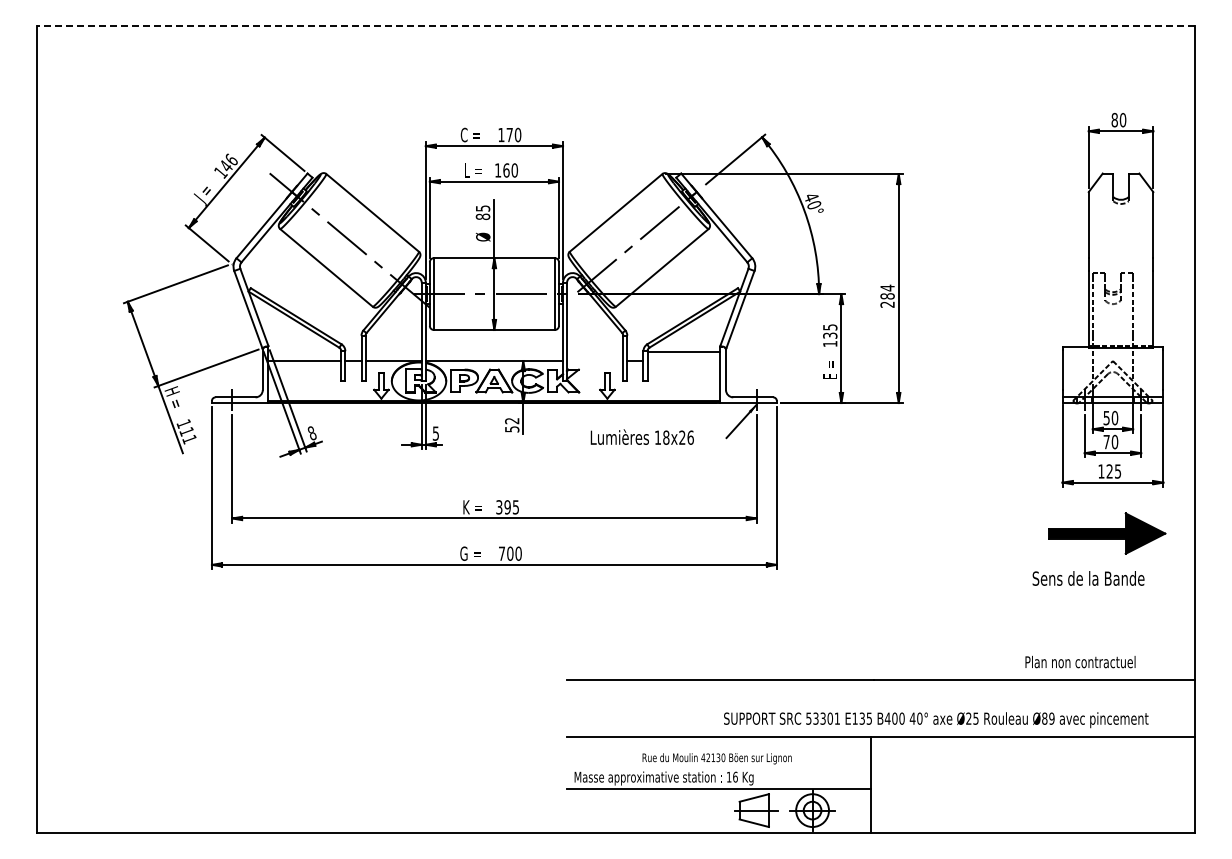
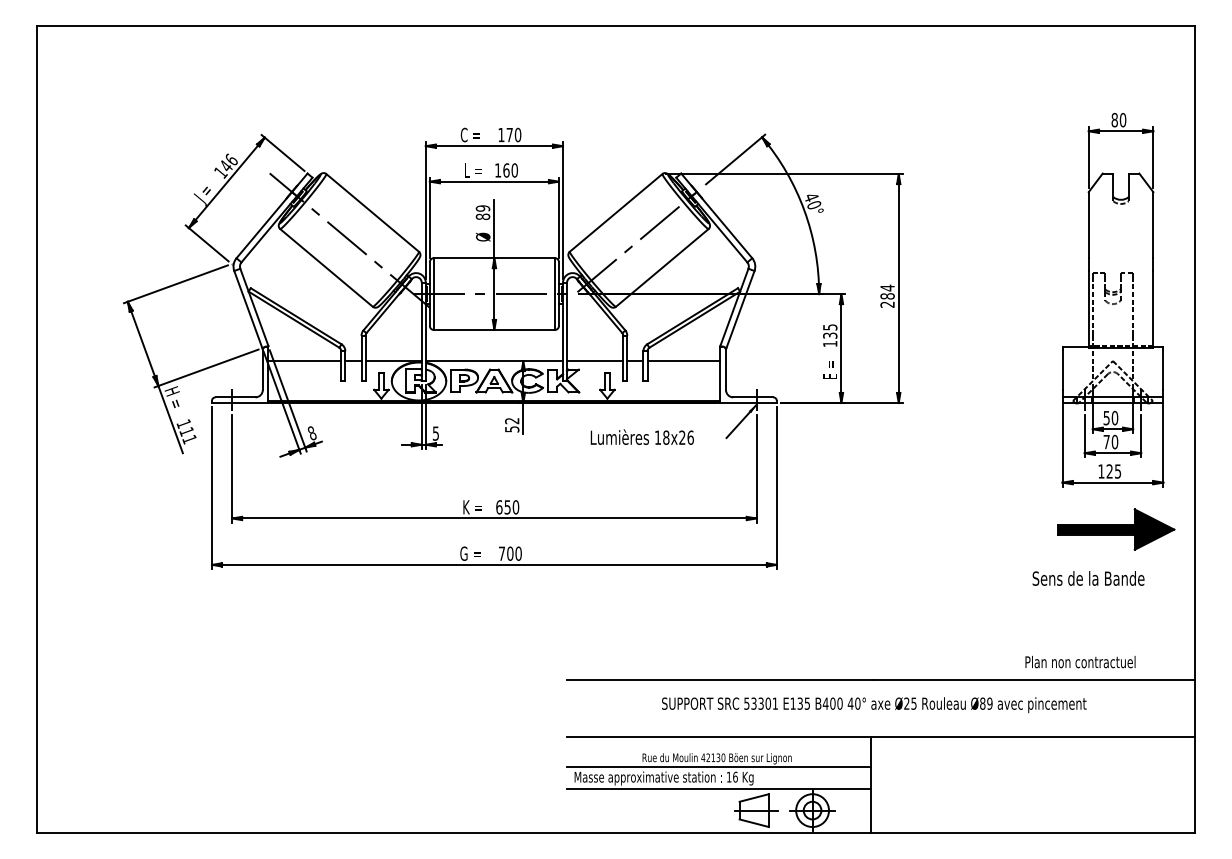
line: dashed -> solid (615, 25)
text: 85 -> 89 (482, 208)
line position: (683, 352) -> (683, 361) (683, 361)
line: none -> present (595, 361)
text: 395 -> 650 (507, 507)
part position: (1107, 533) -> (1116, 529) (1116, 529)
text position: (936, 720) -> (874, 705) (874, 705)
line: none -> present (718, 766)
